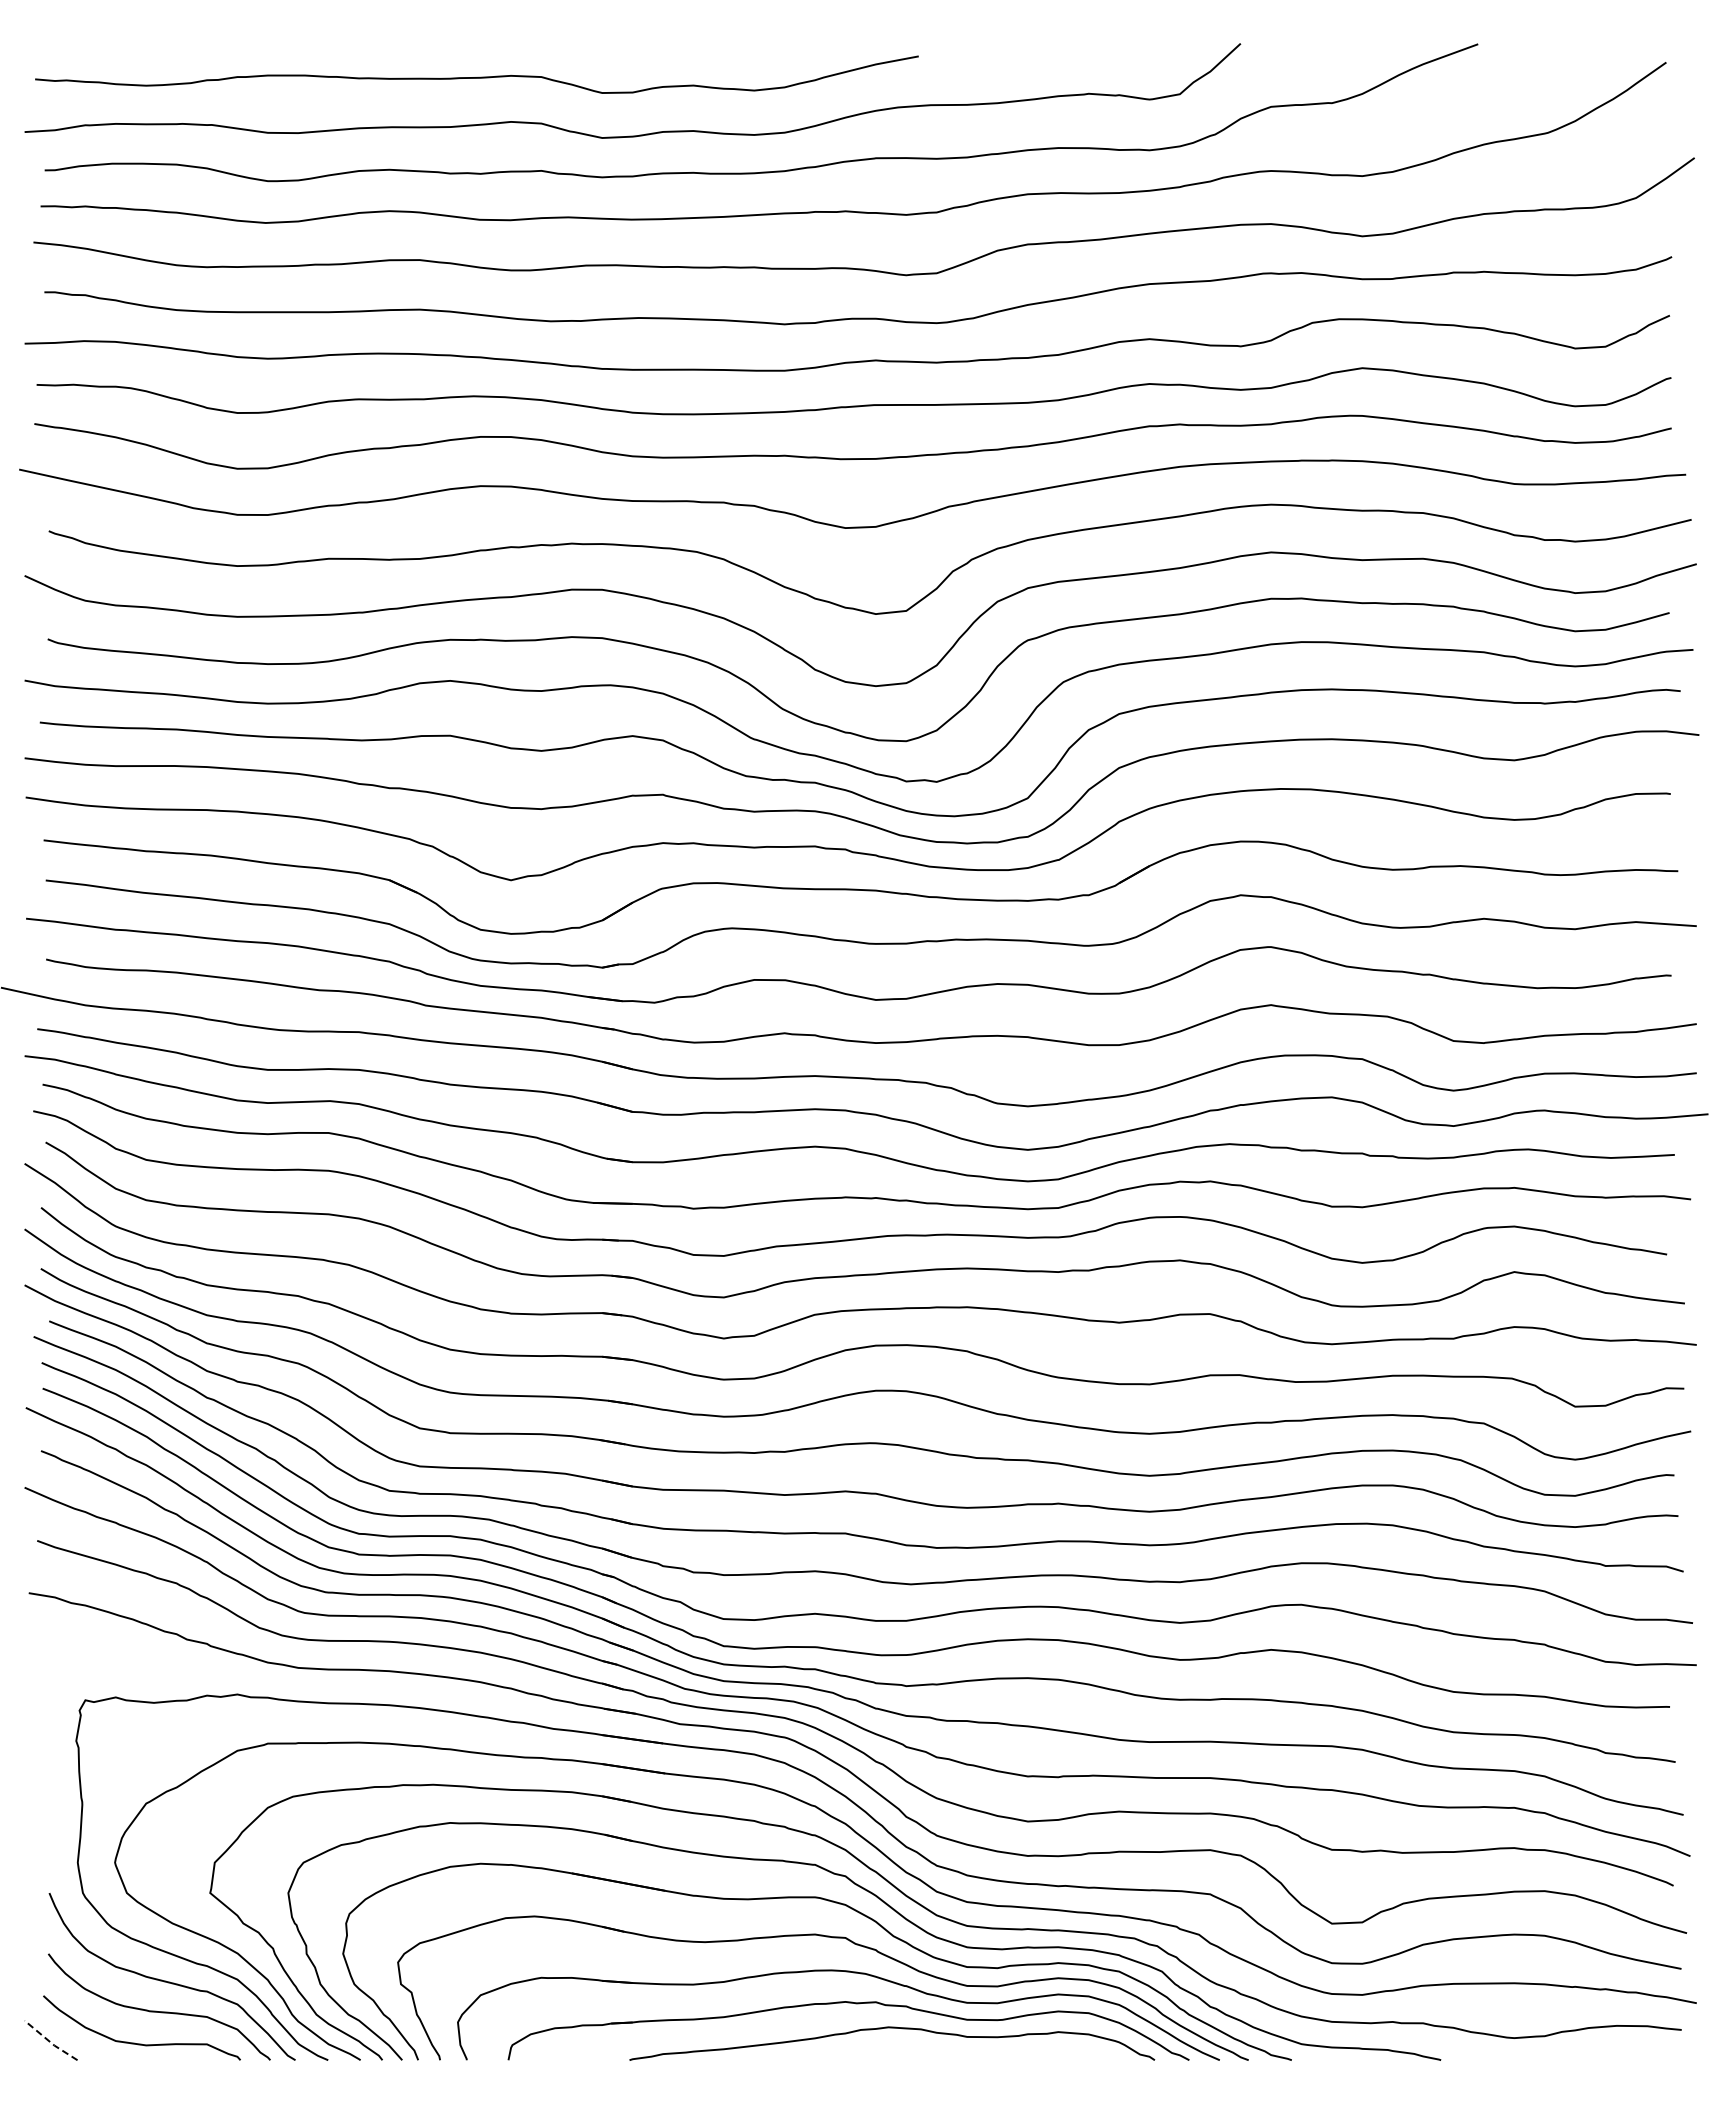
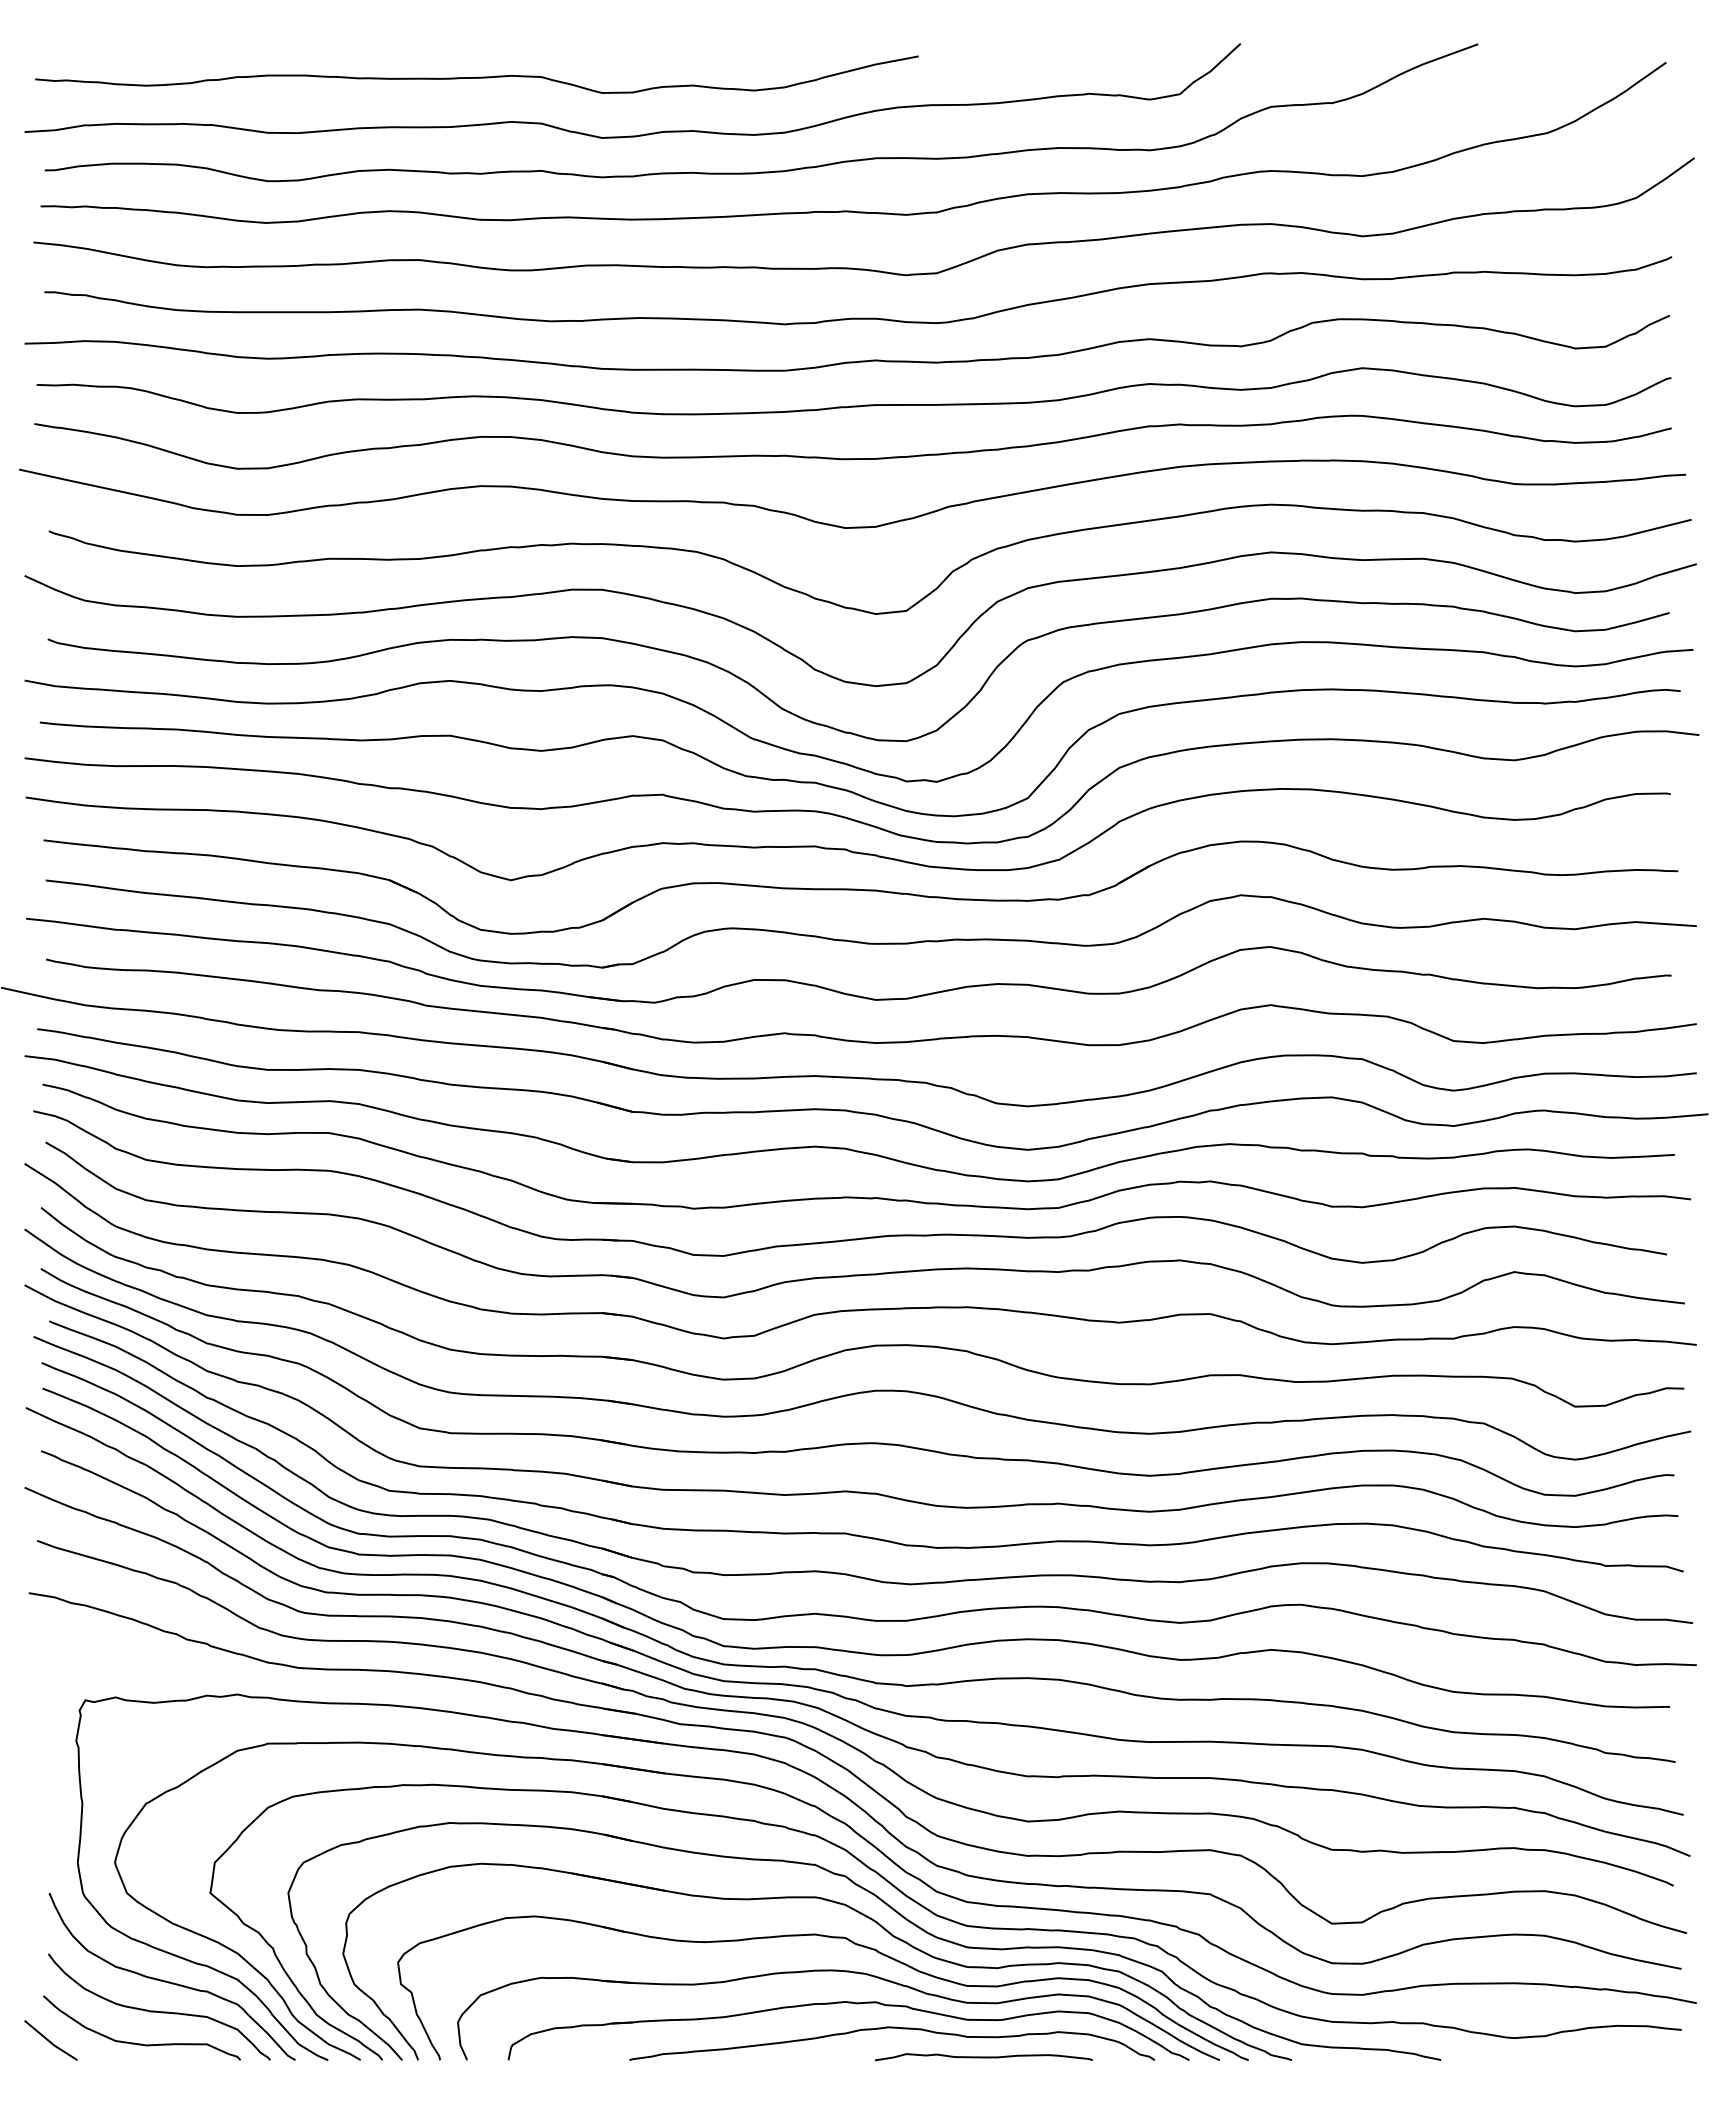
line: dashed -> solid (50, 2042)
part: none -> present (983, 2057)
